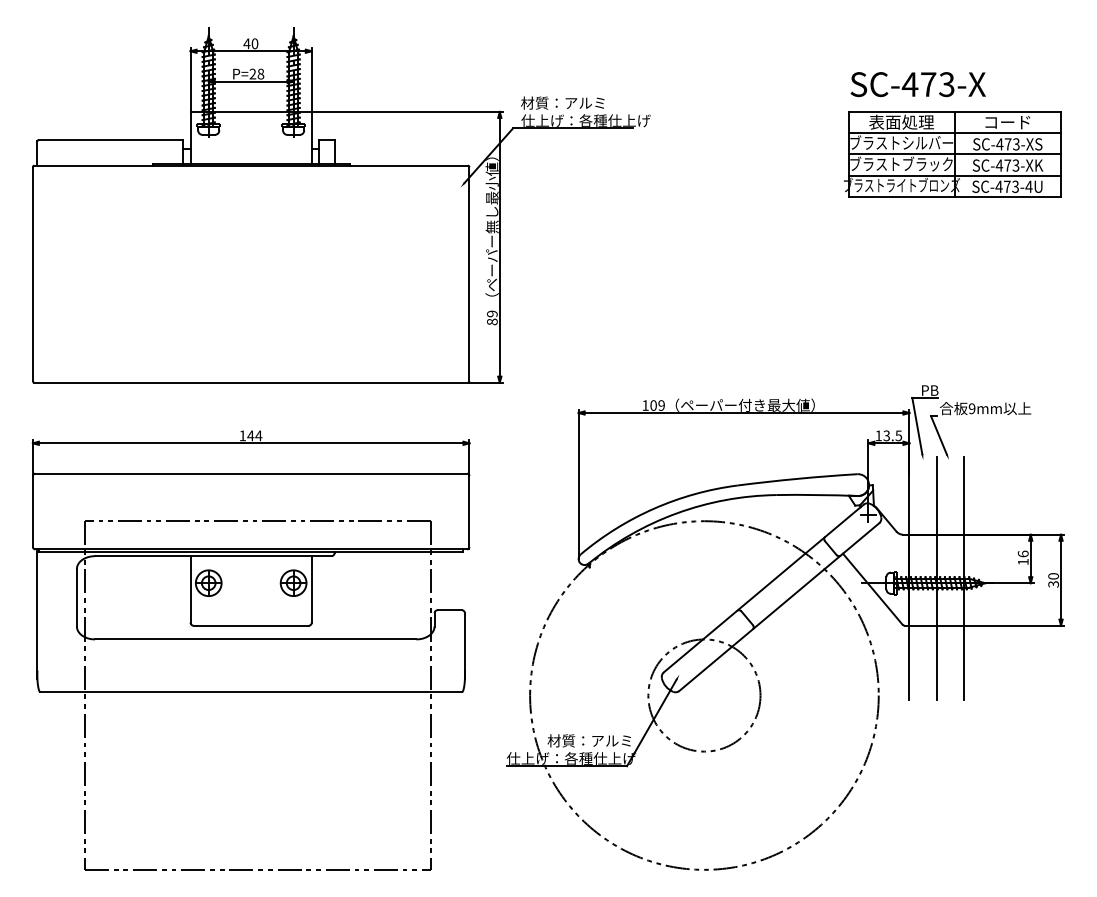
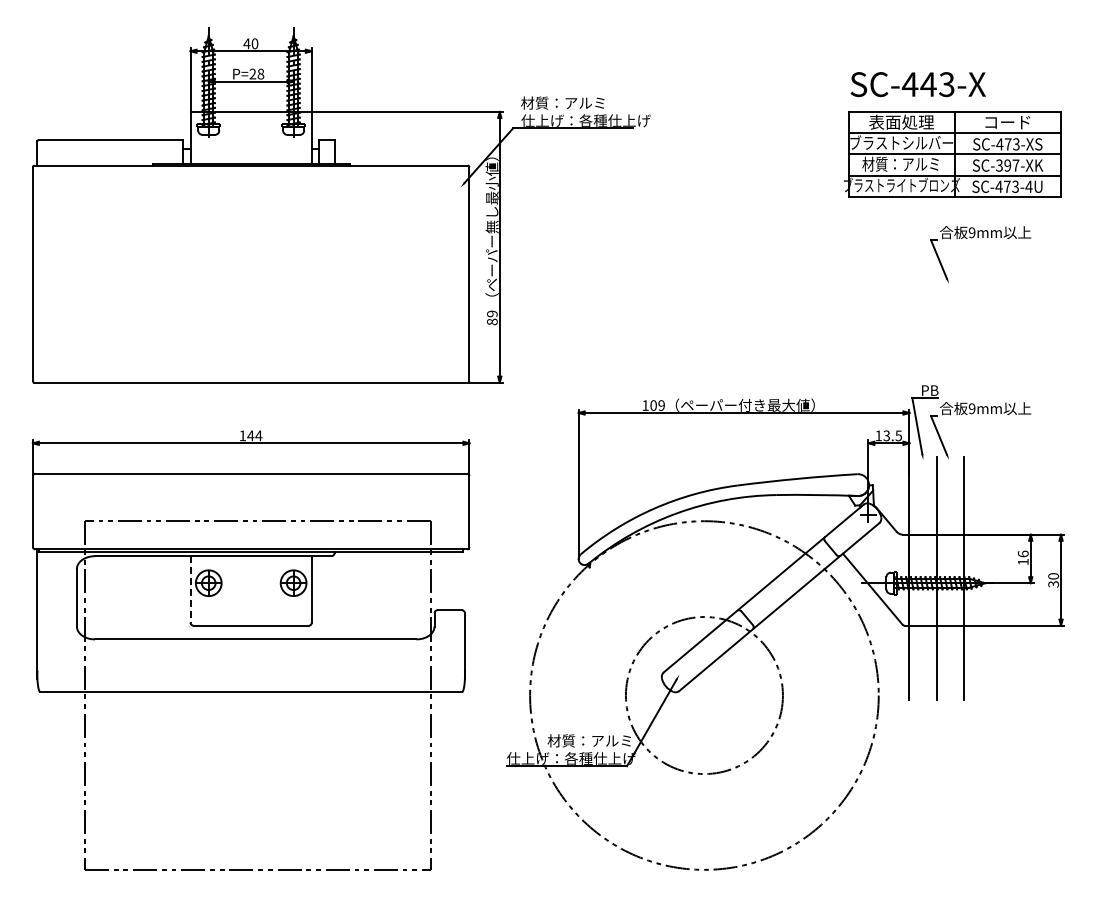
text: SC-473-X -> SC-443-X (928, 84)
text: ブラストブラック -> 材質：アルミ (901, 163)
text: SC-473-XK -> SC-397-XK (1007, 165)
part: none -> present (978, 237)
line: solid -> dashed (190, 589)
circle diameter: 112 px -> 157 px (703, 695)
